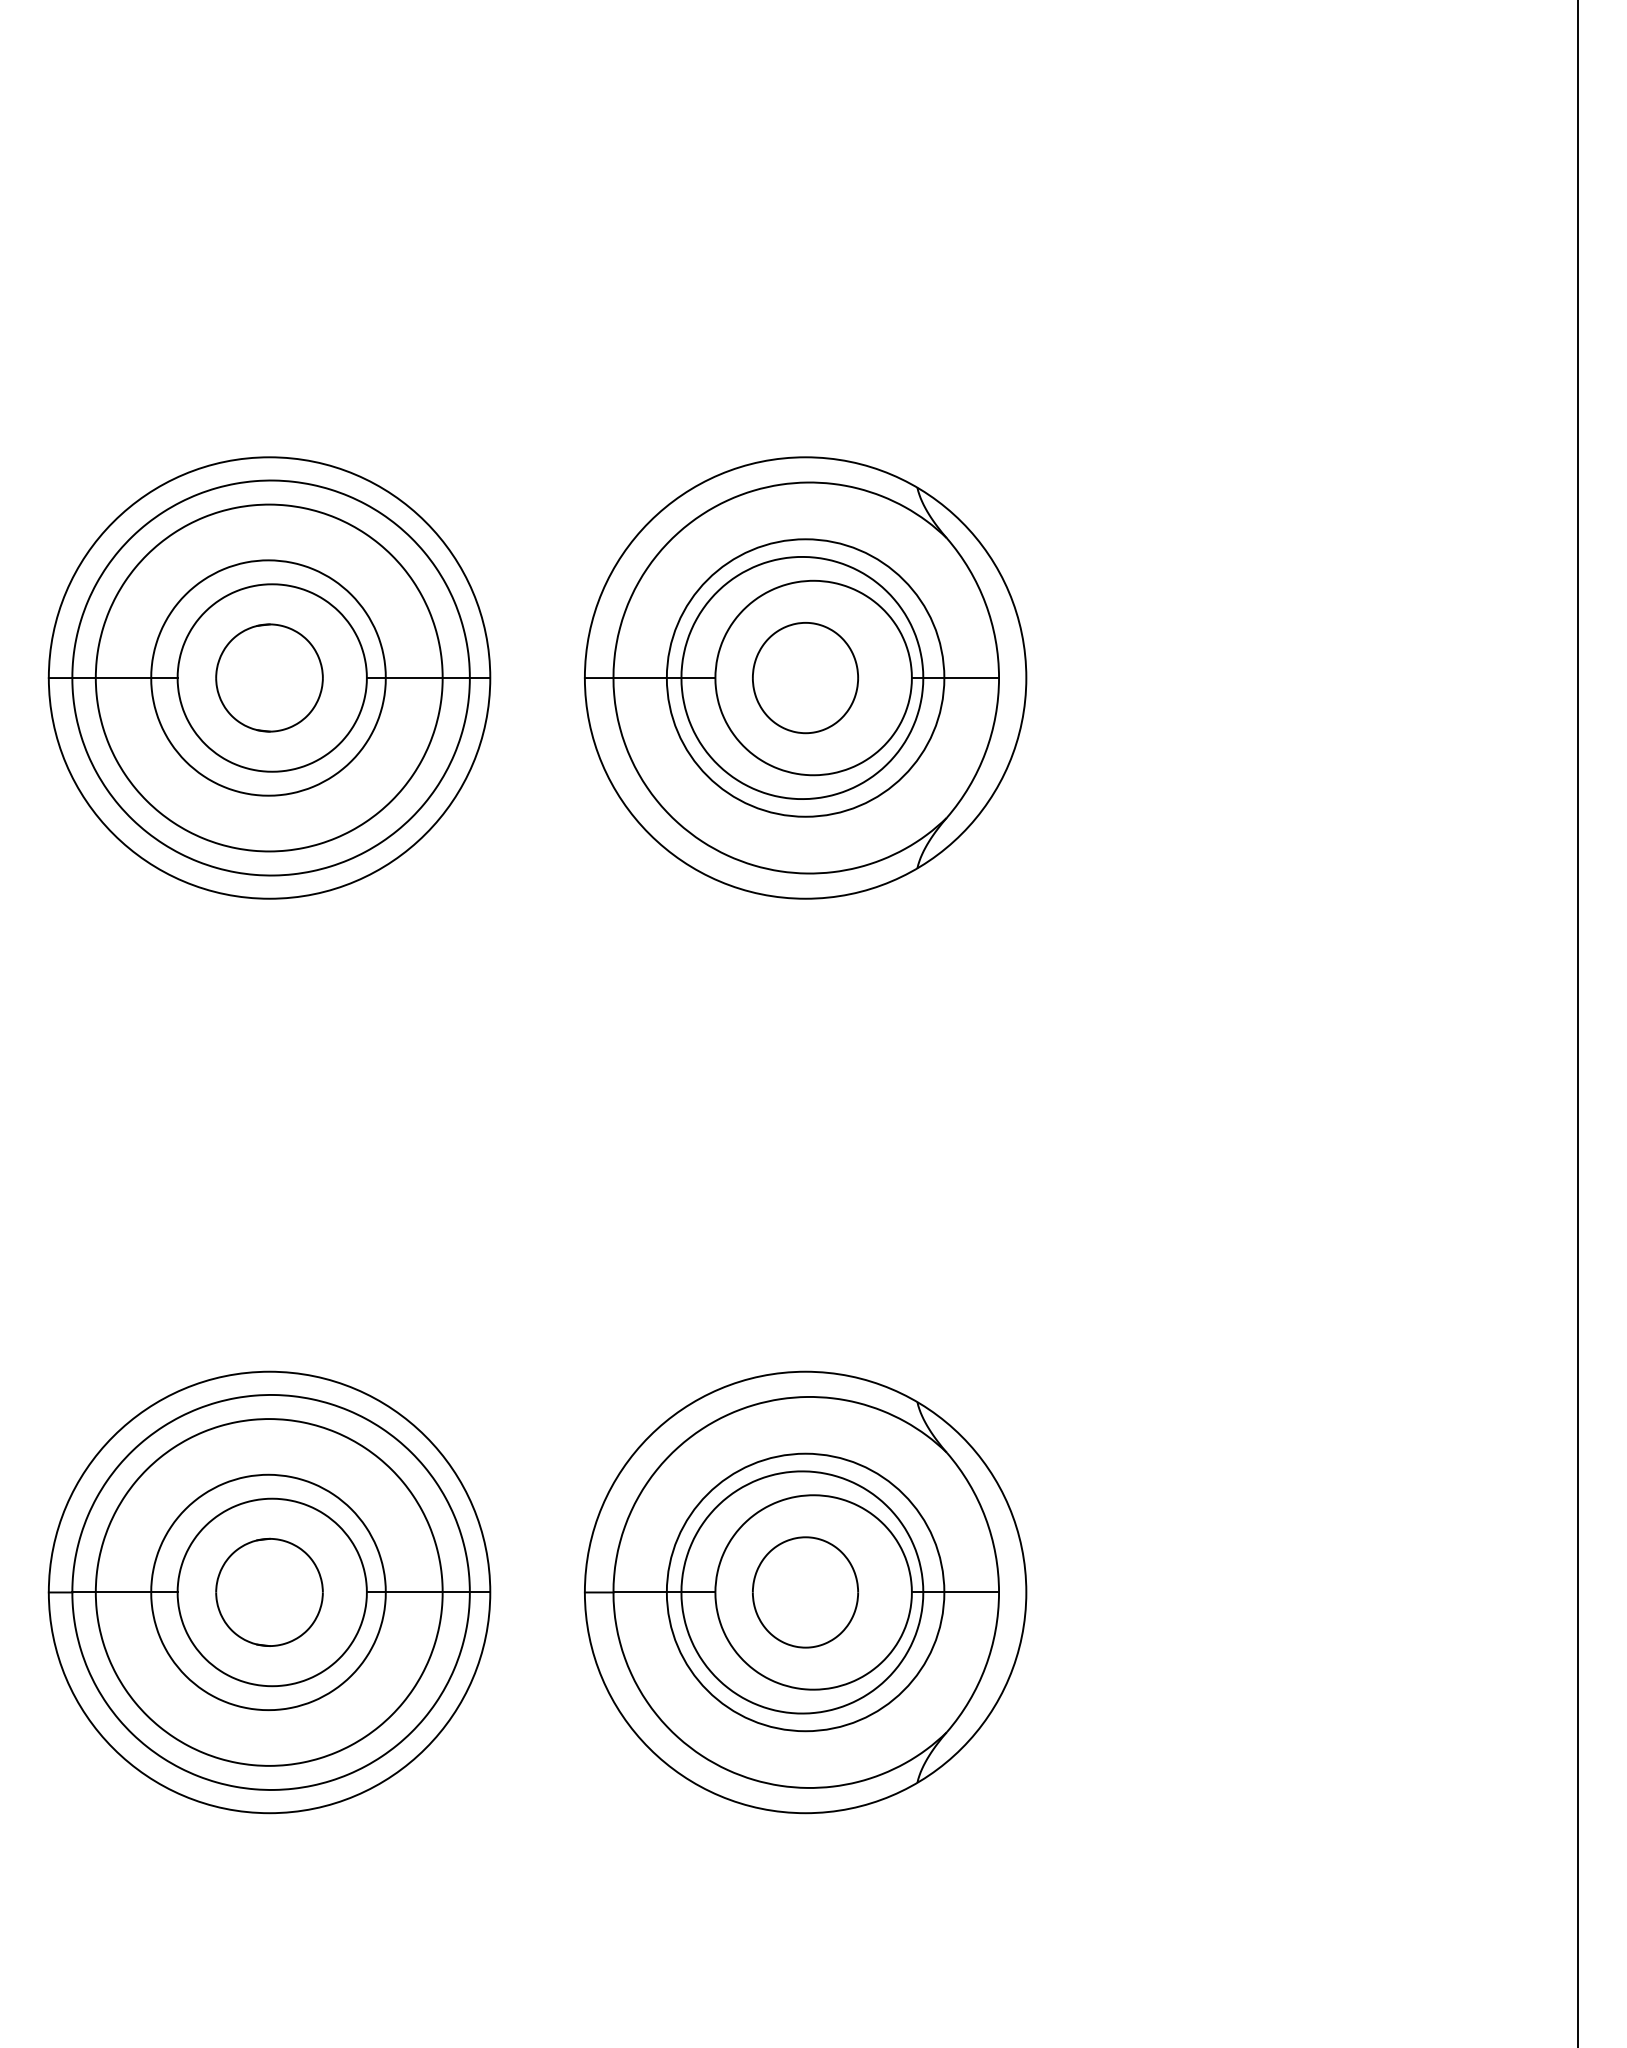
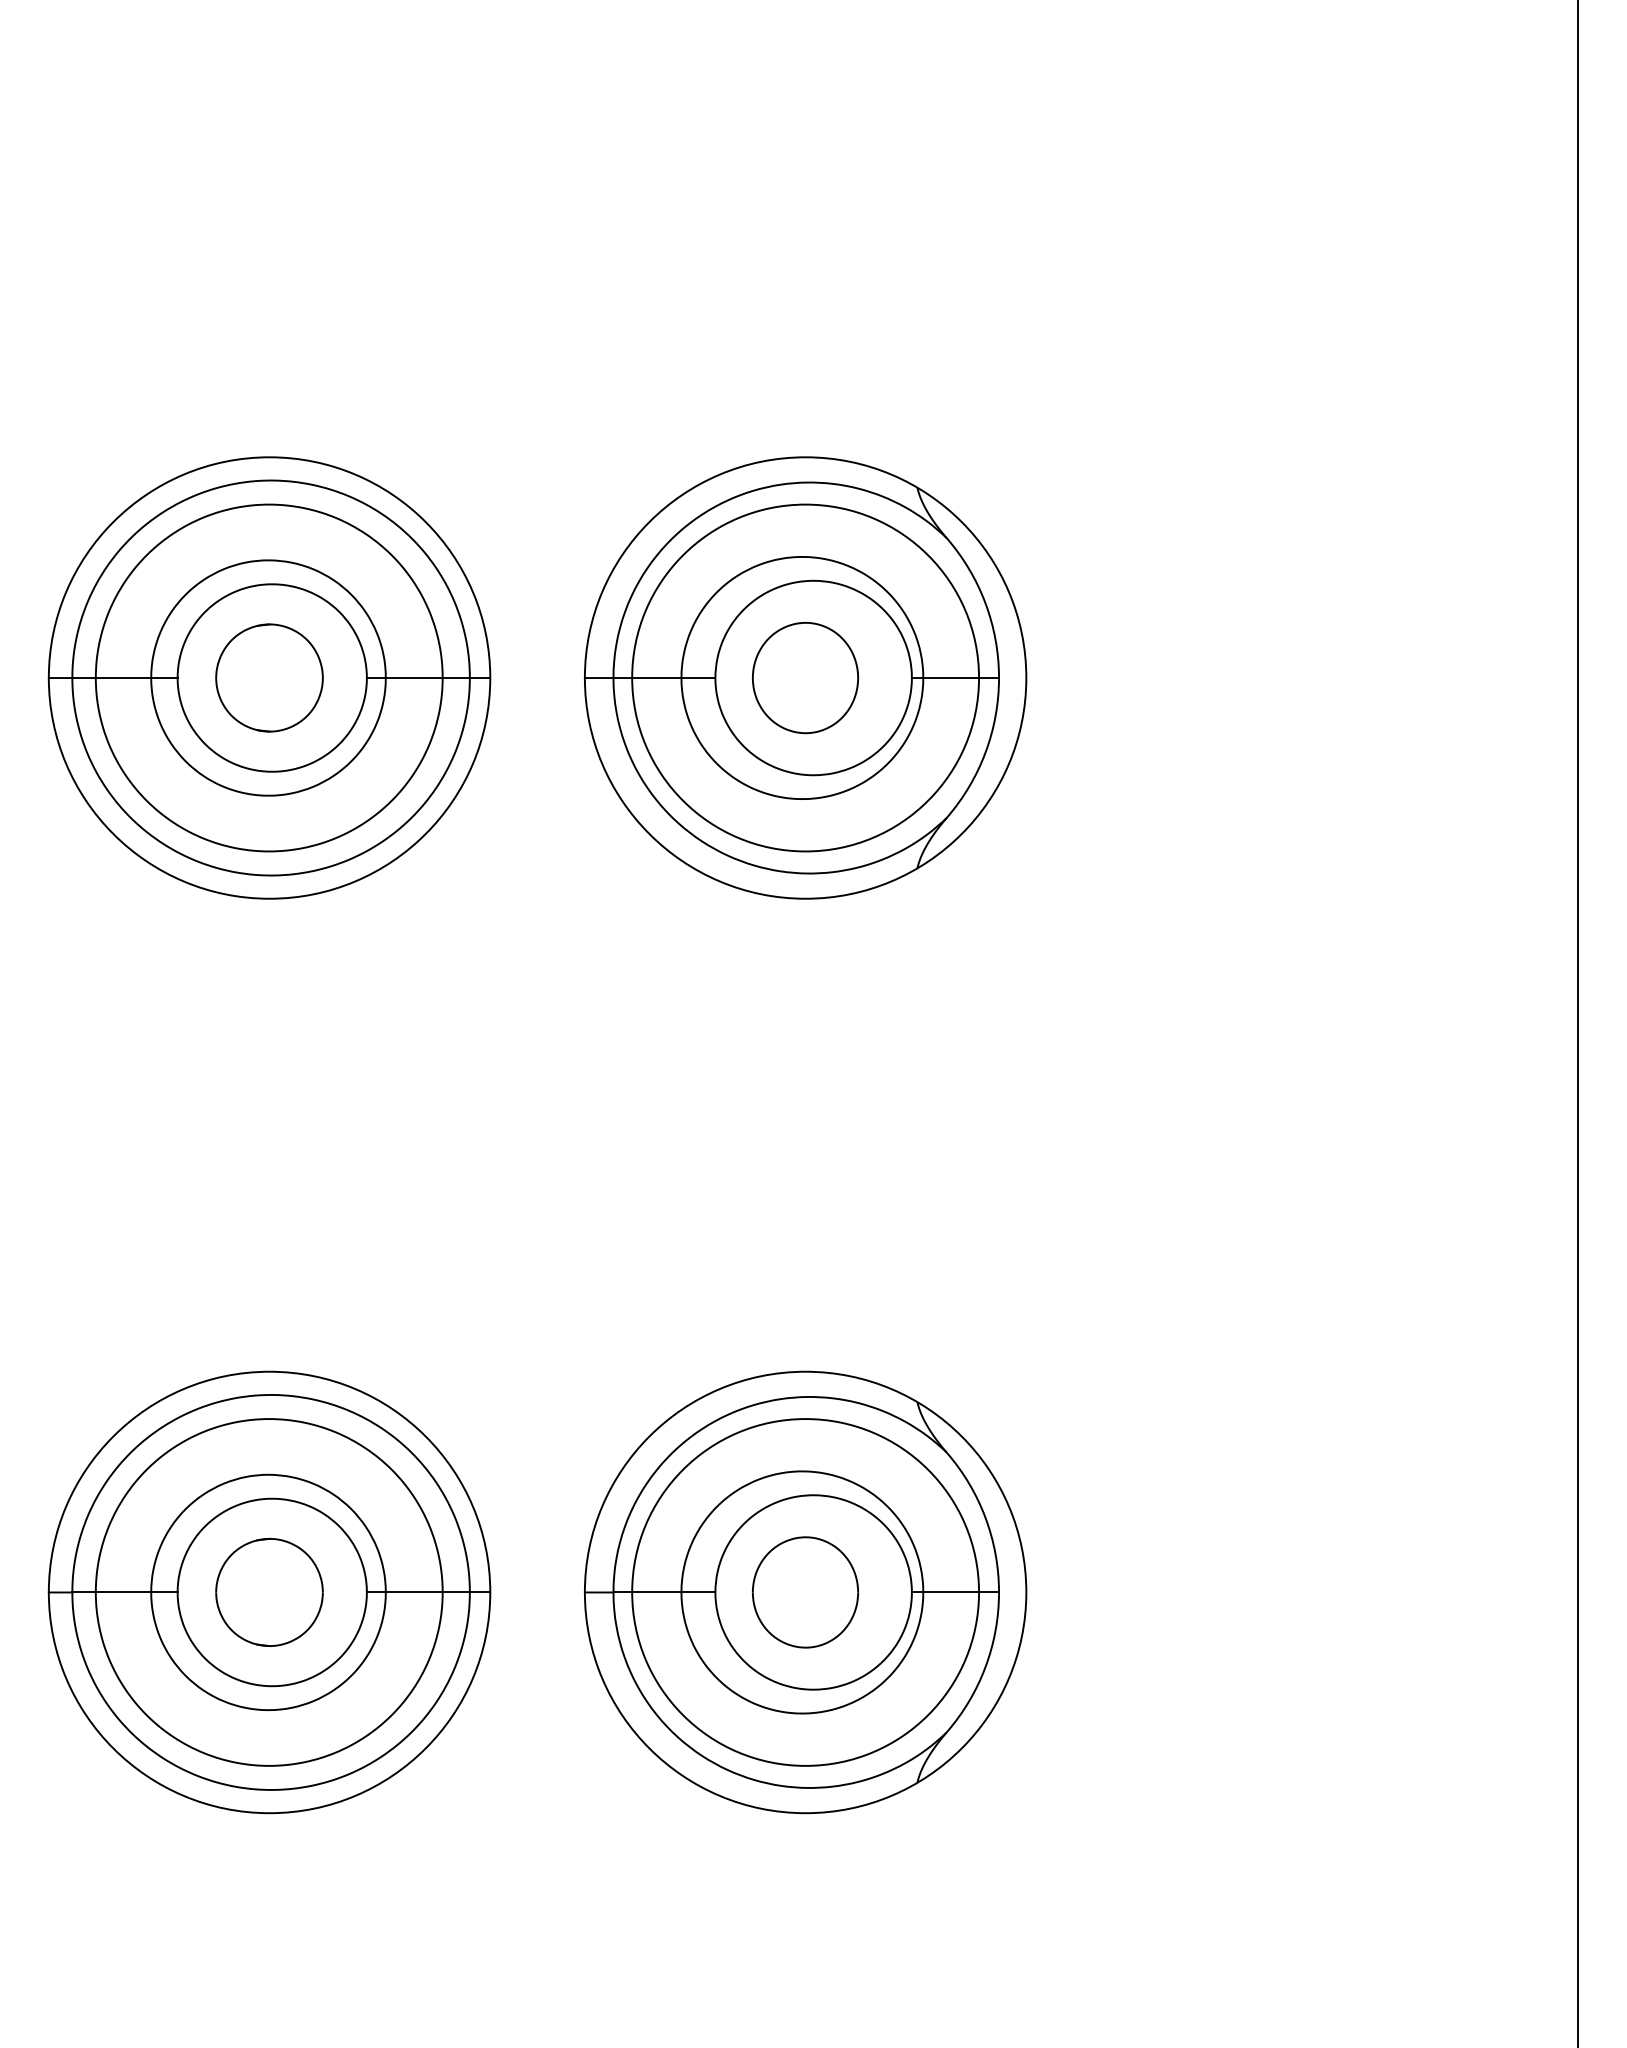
circle diameter: 277 px -> 347 px (805, 677)
circle diameter: 277 px -> 347 px (805, 1592)
